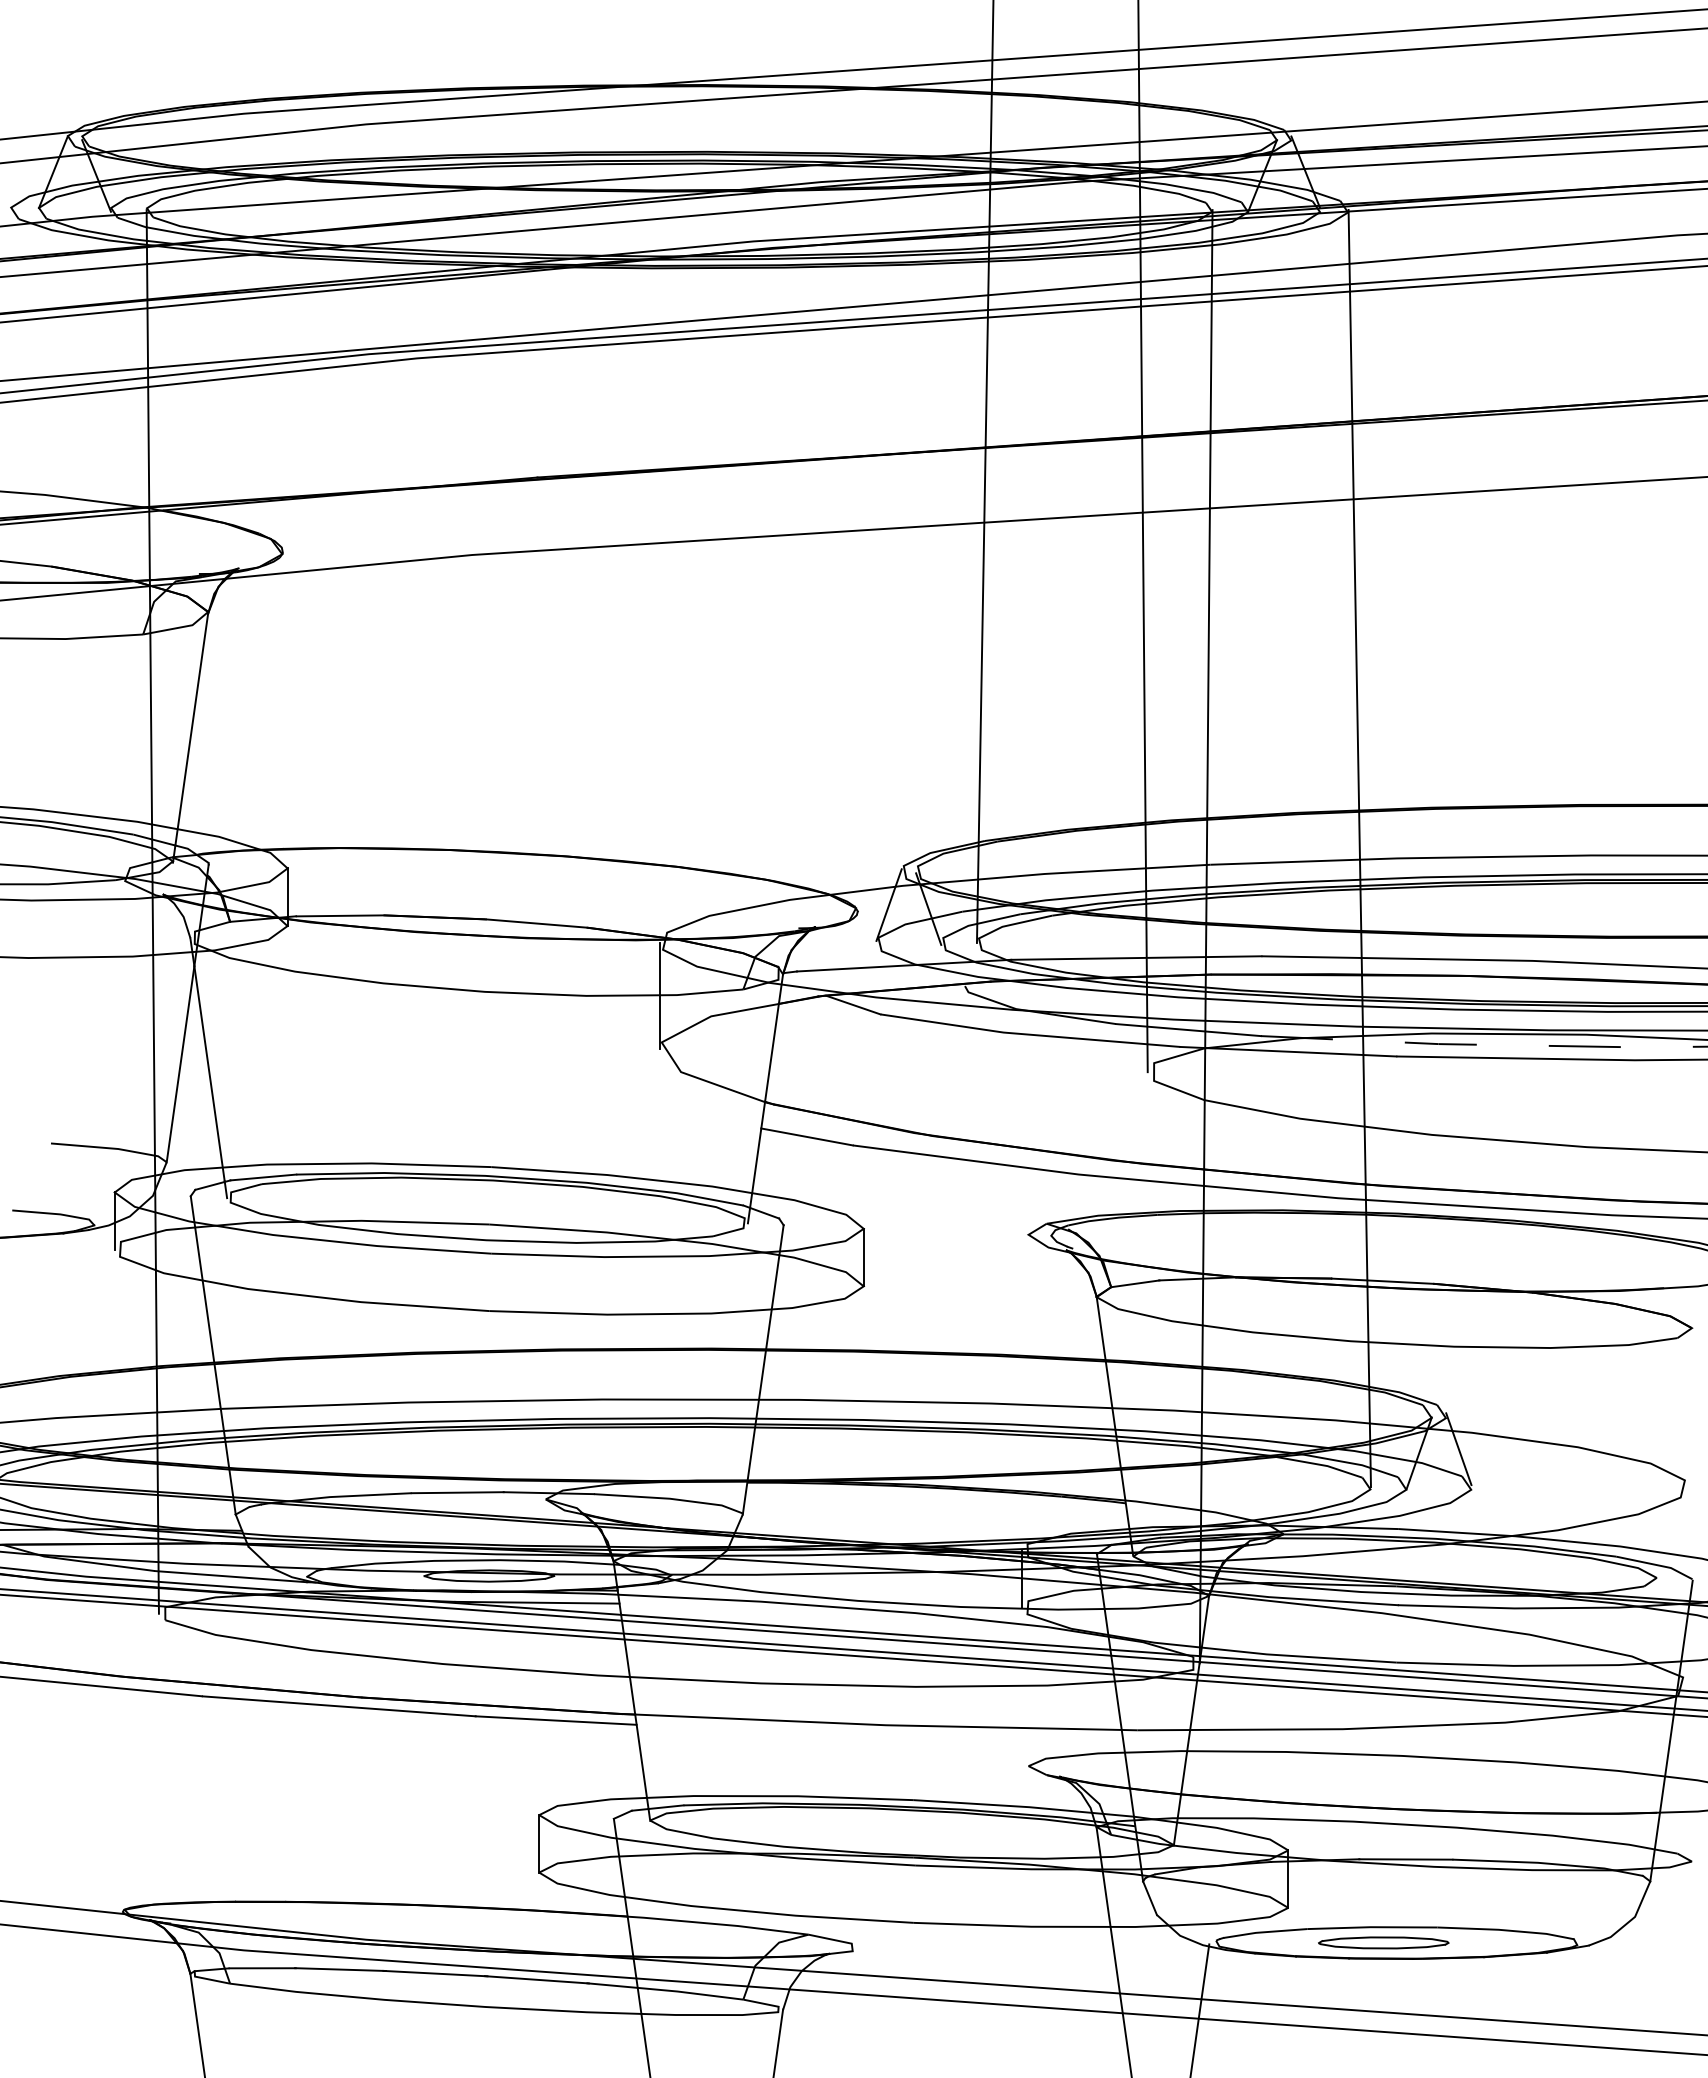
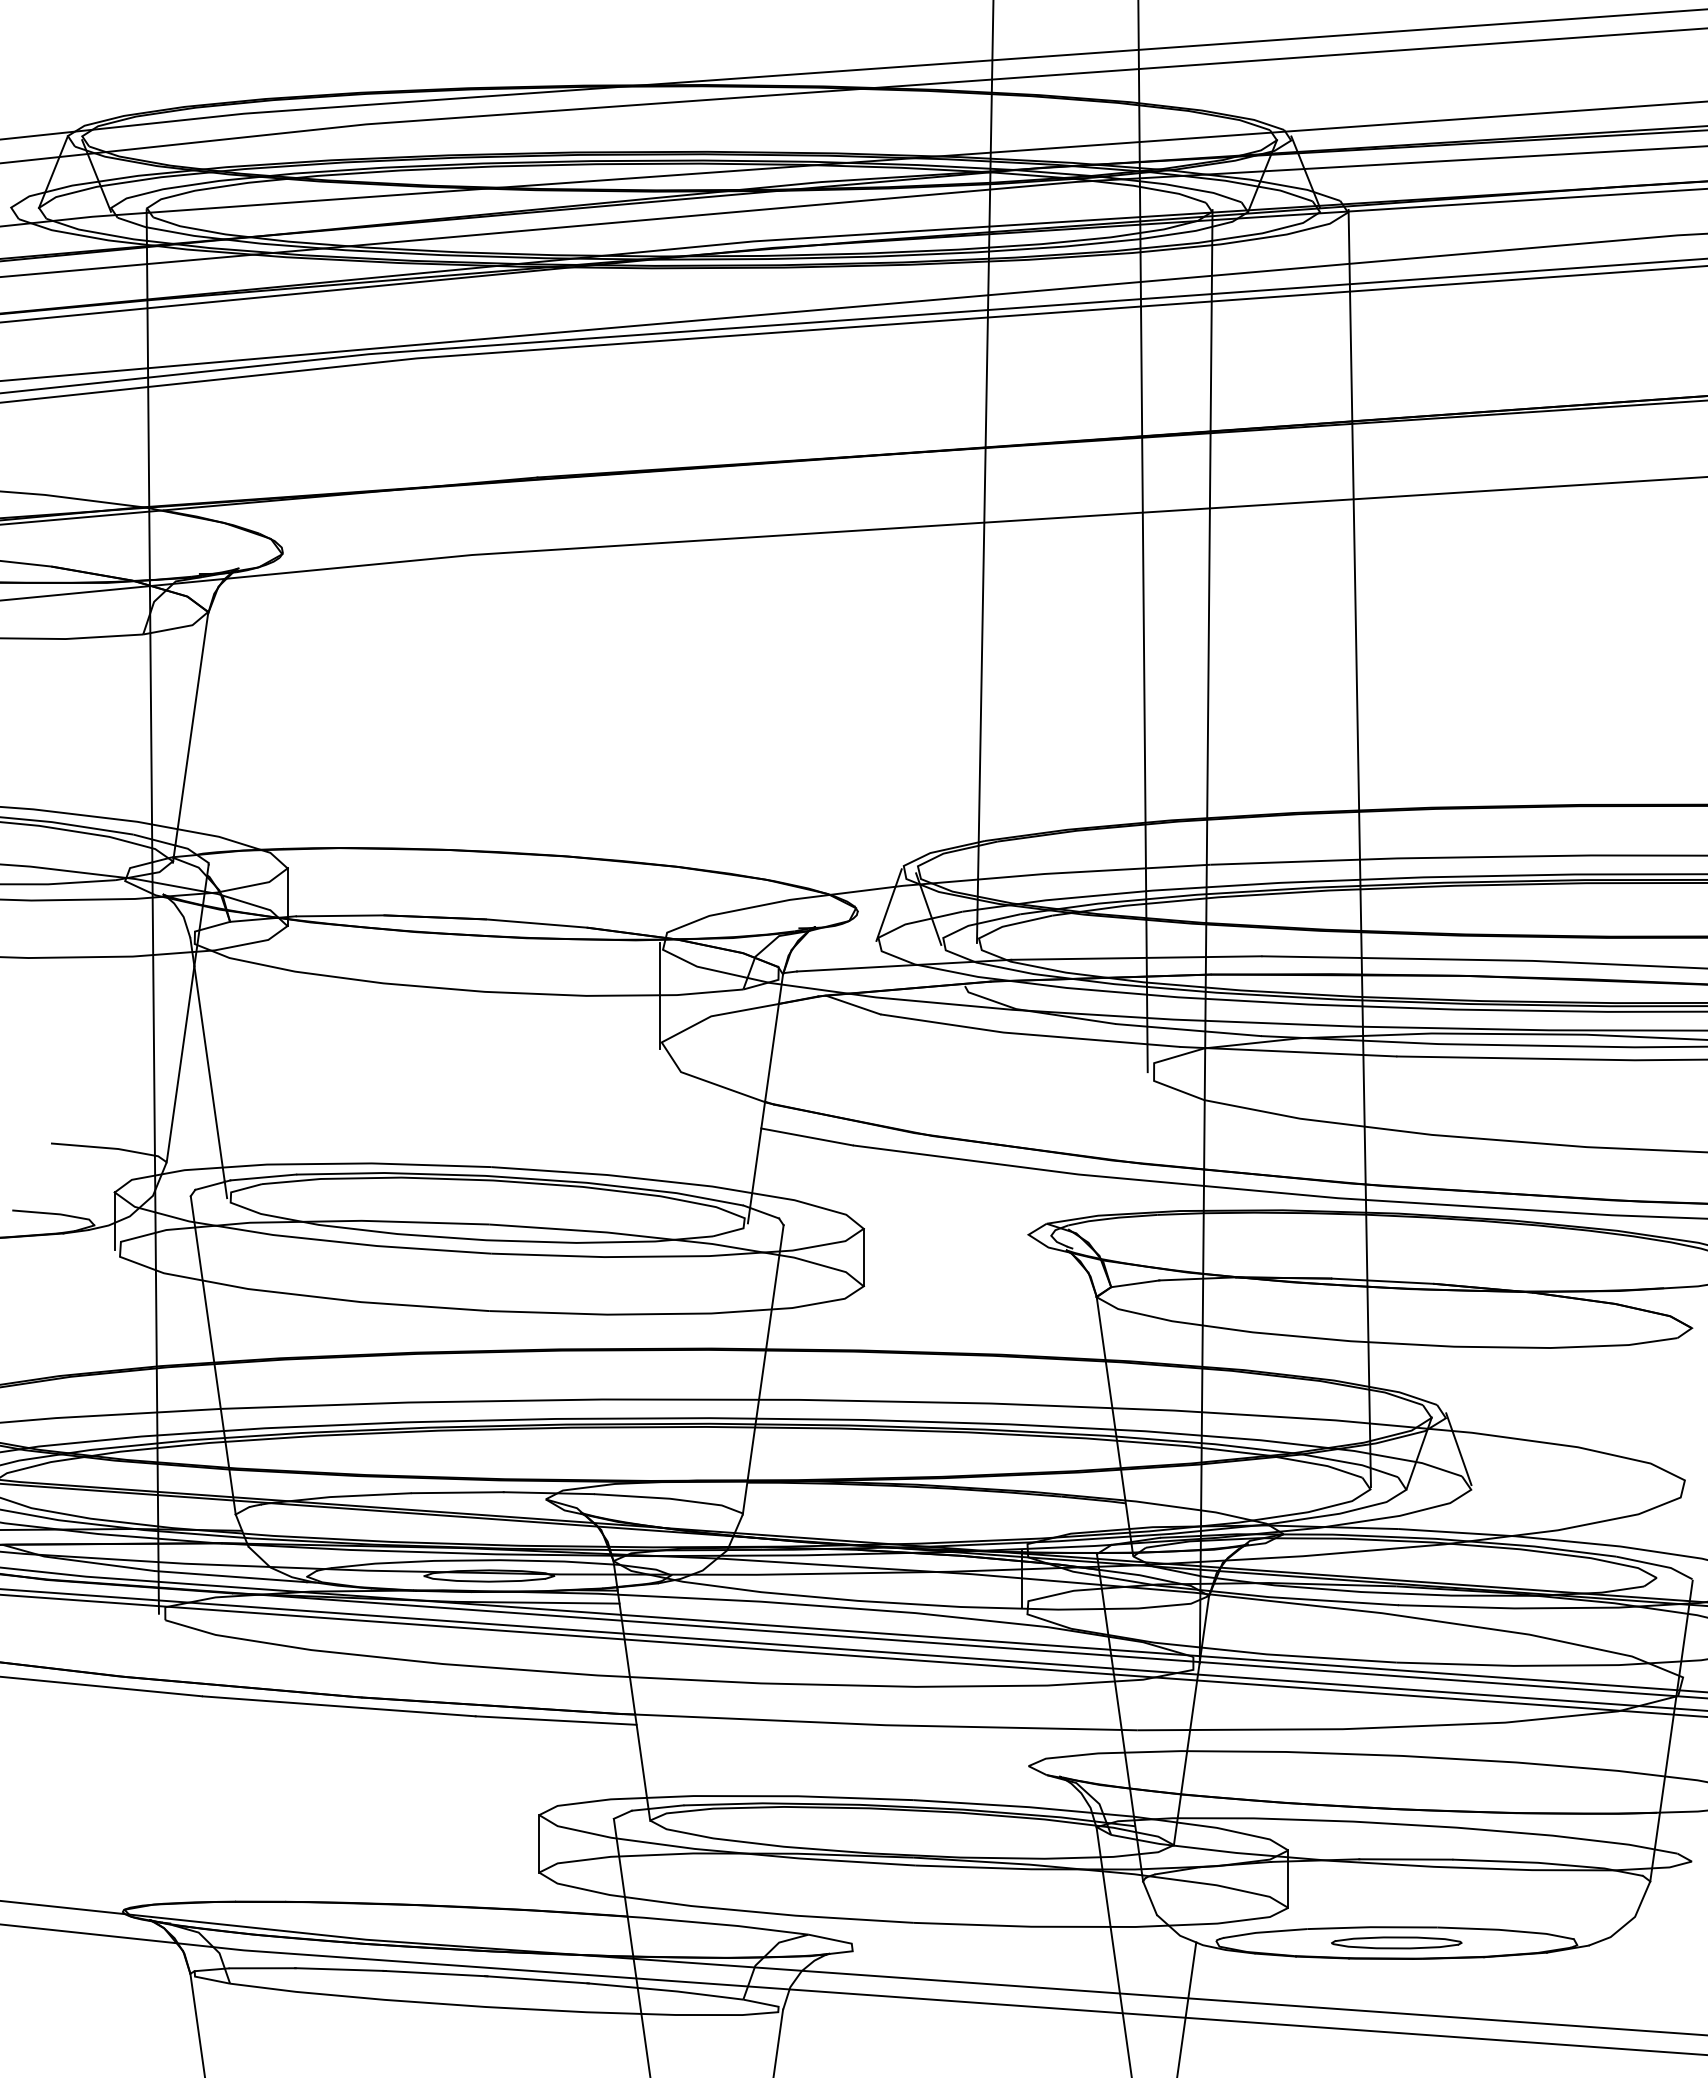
line: dashed -> solid (1484, 1044)
part position: (1383, 1942) -> (1396, 1942) (1396, 1942)
line position: (1199, 2009) -> (1186, 2008) (1186, 2008)
